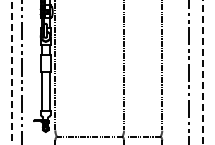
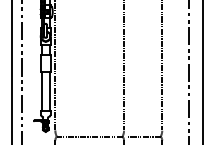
line: dashed -> solid (12, 72)
line: dashed -> solid (203, 72)
